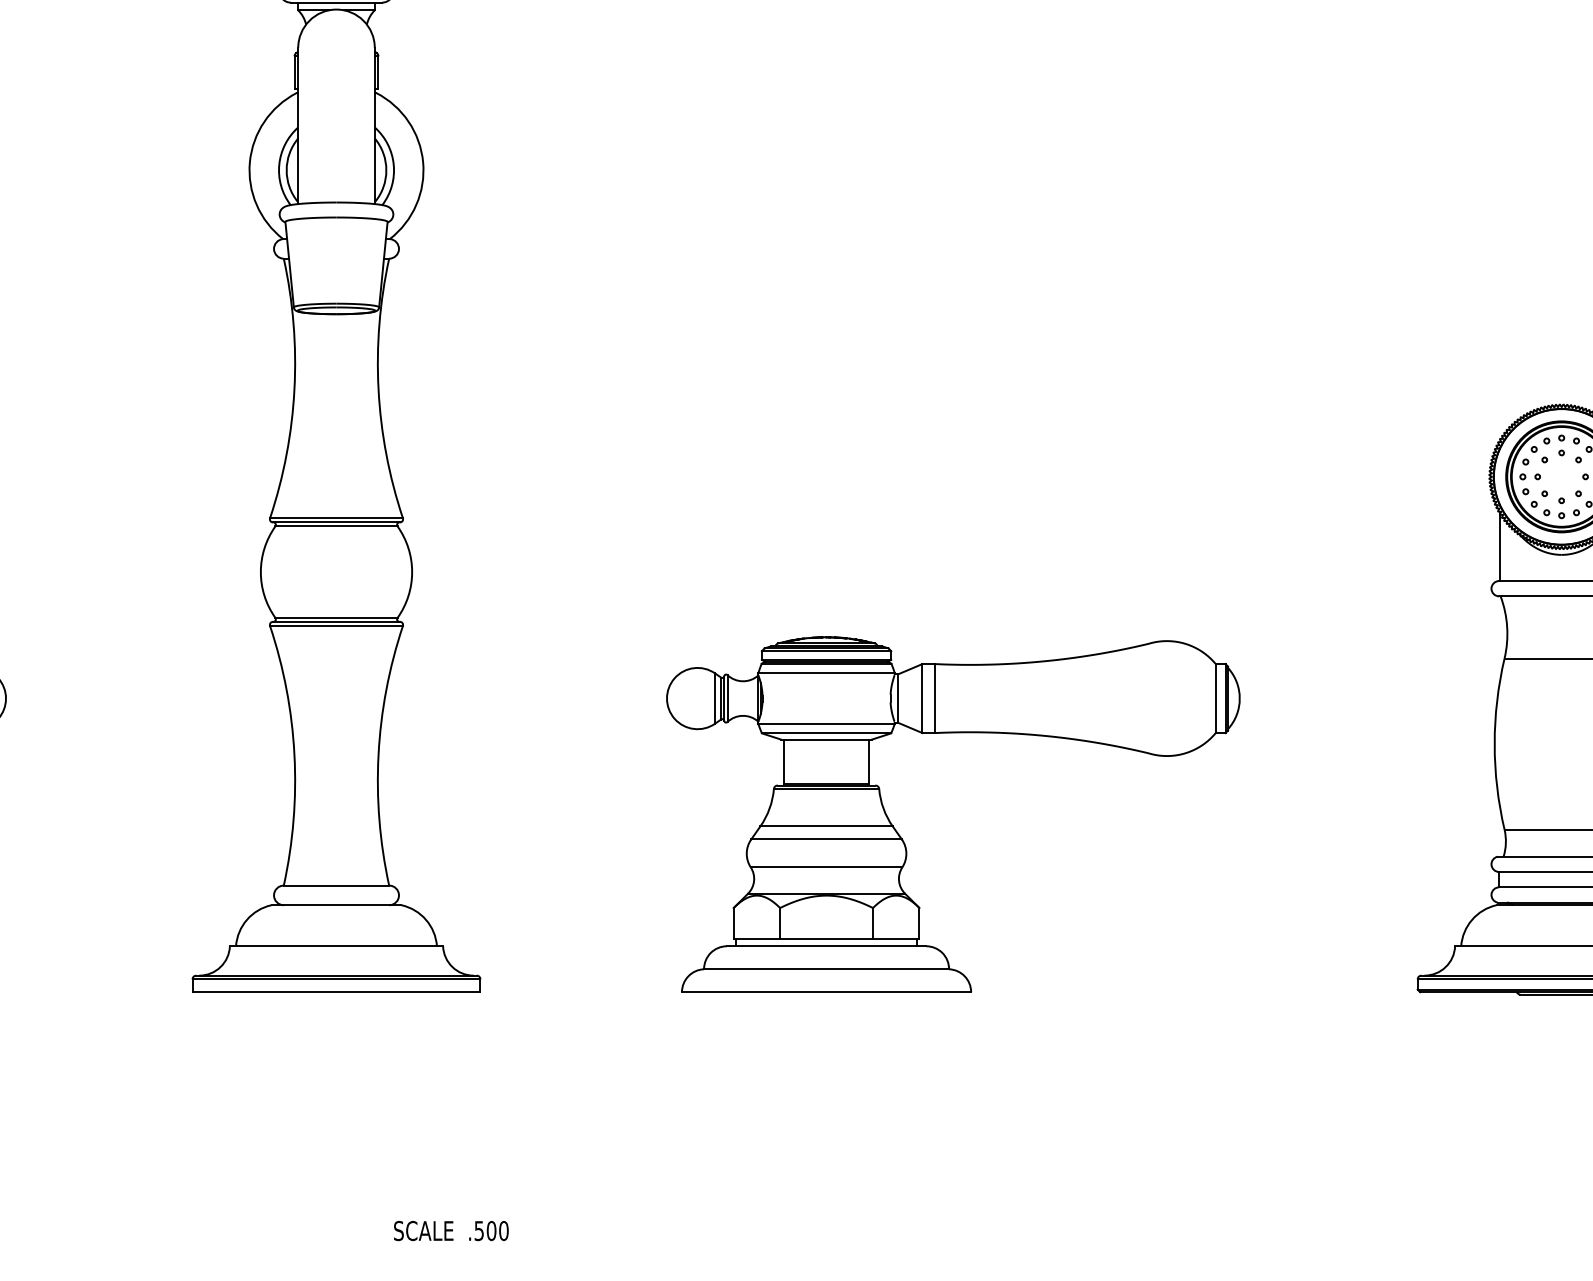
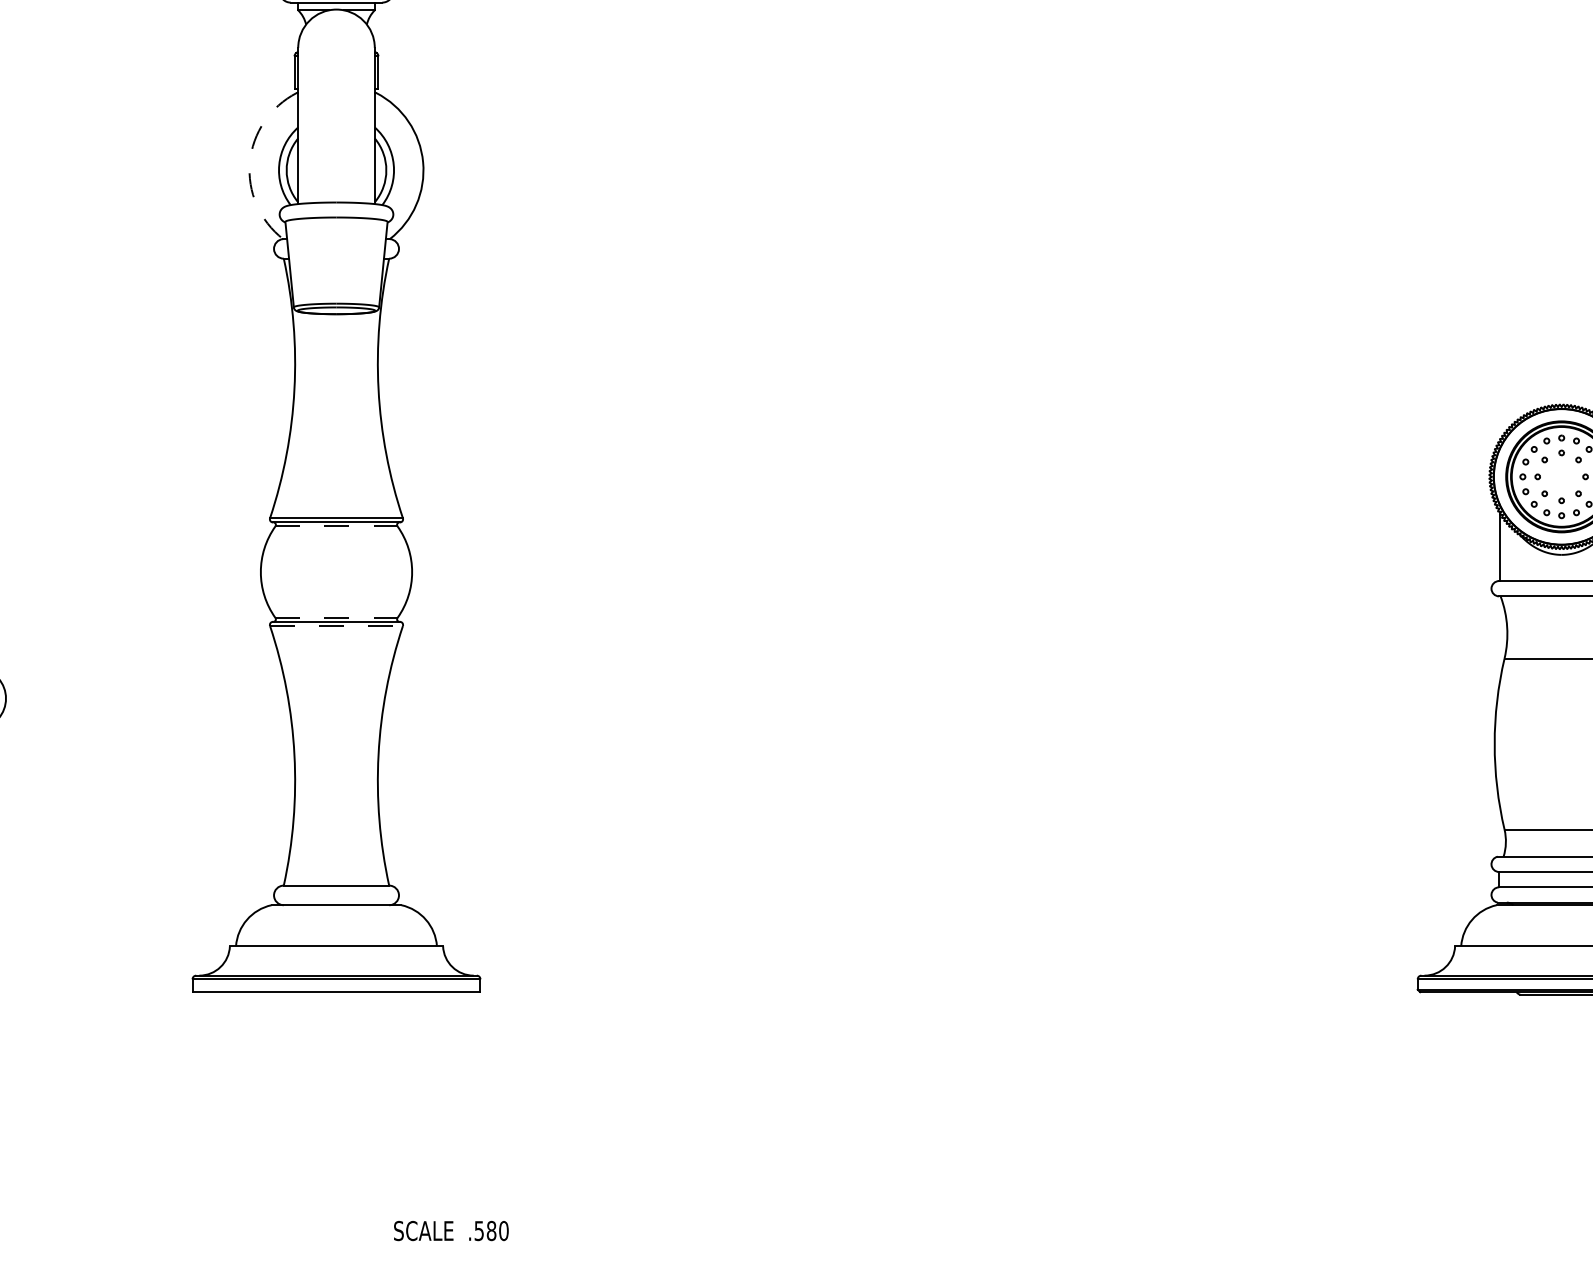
arc: solid -> dashed (249, 162)
line: solid -> dashed (337, 526)
line: solid -> dashed (337, 617)
line: solid -> dashed (337, 626)
part: present -> none (903, 839)
text: .500 -> .580 (491, 1230)
